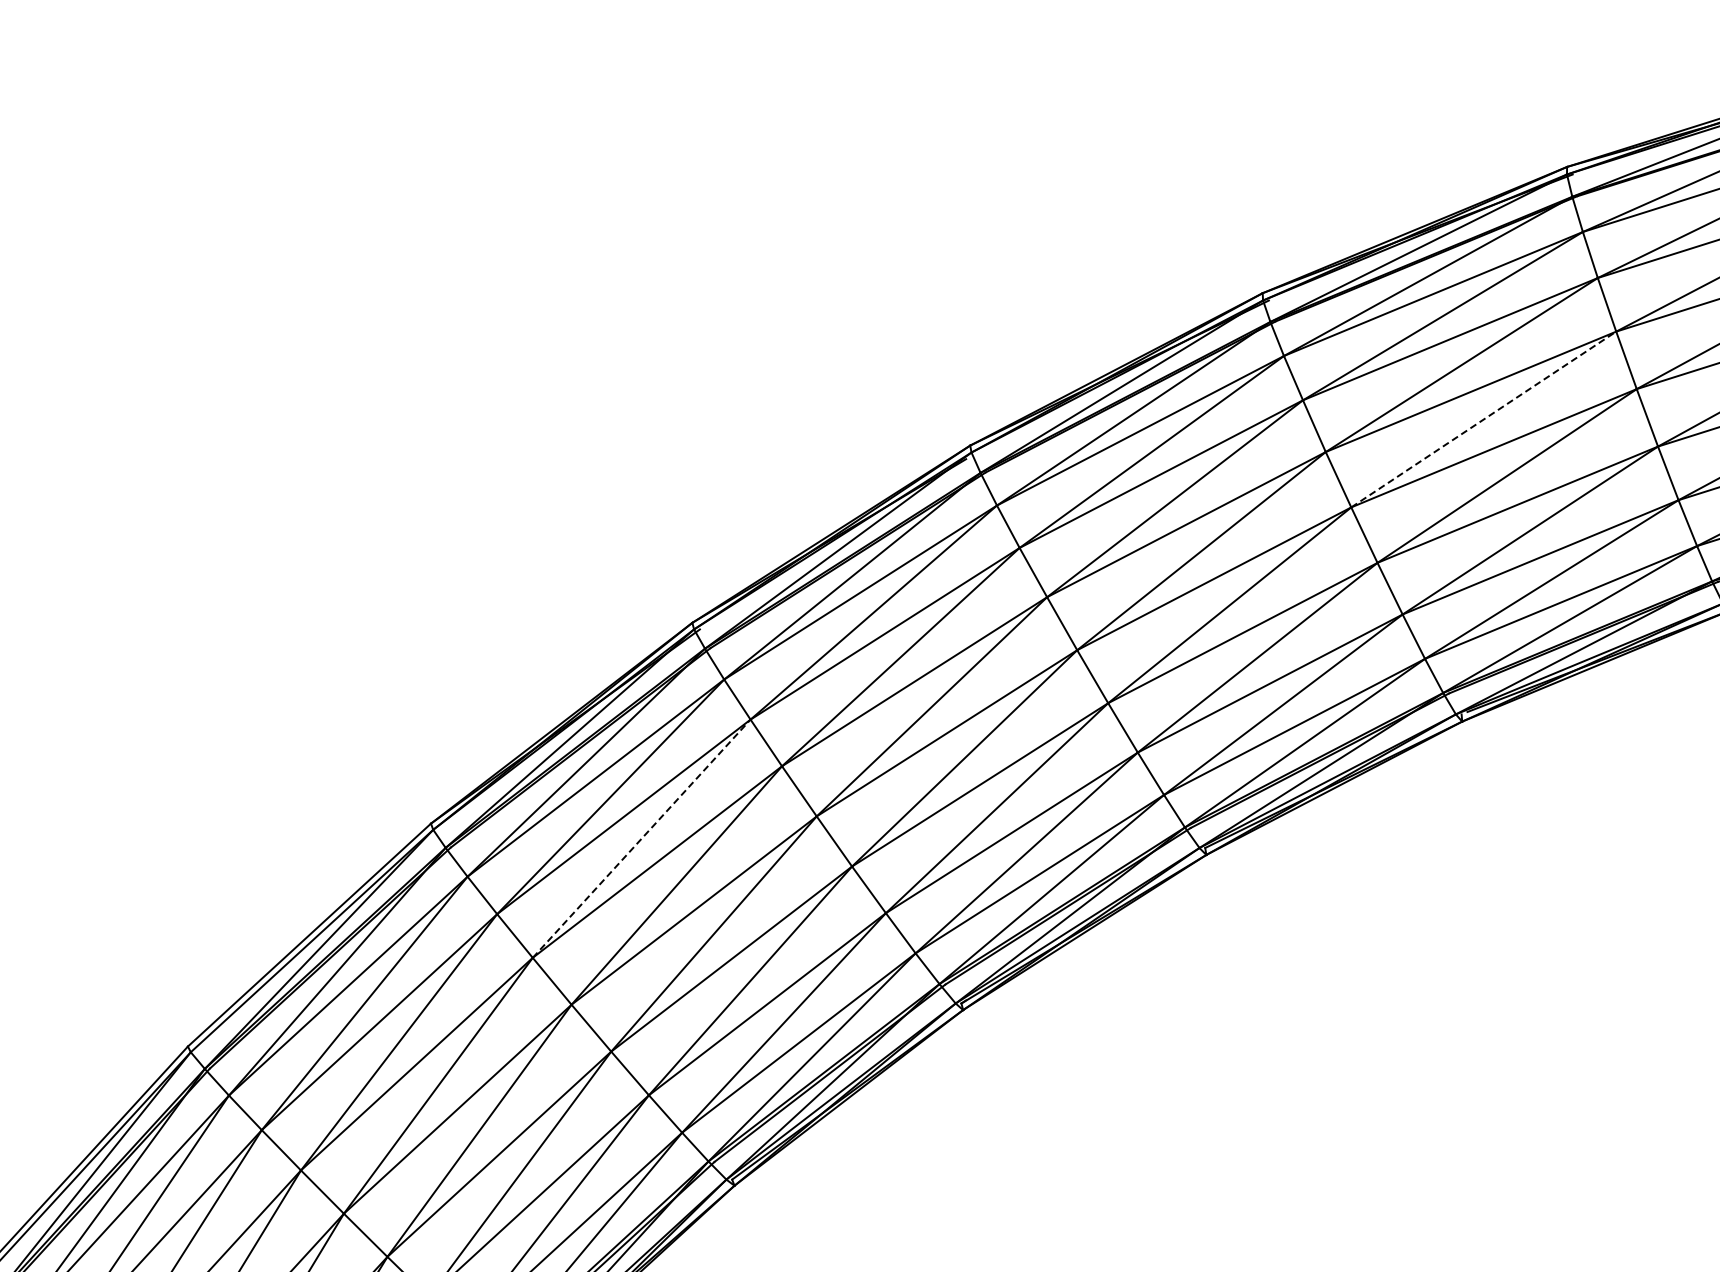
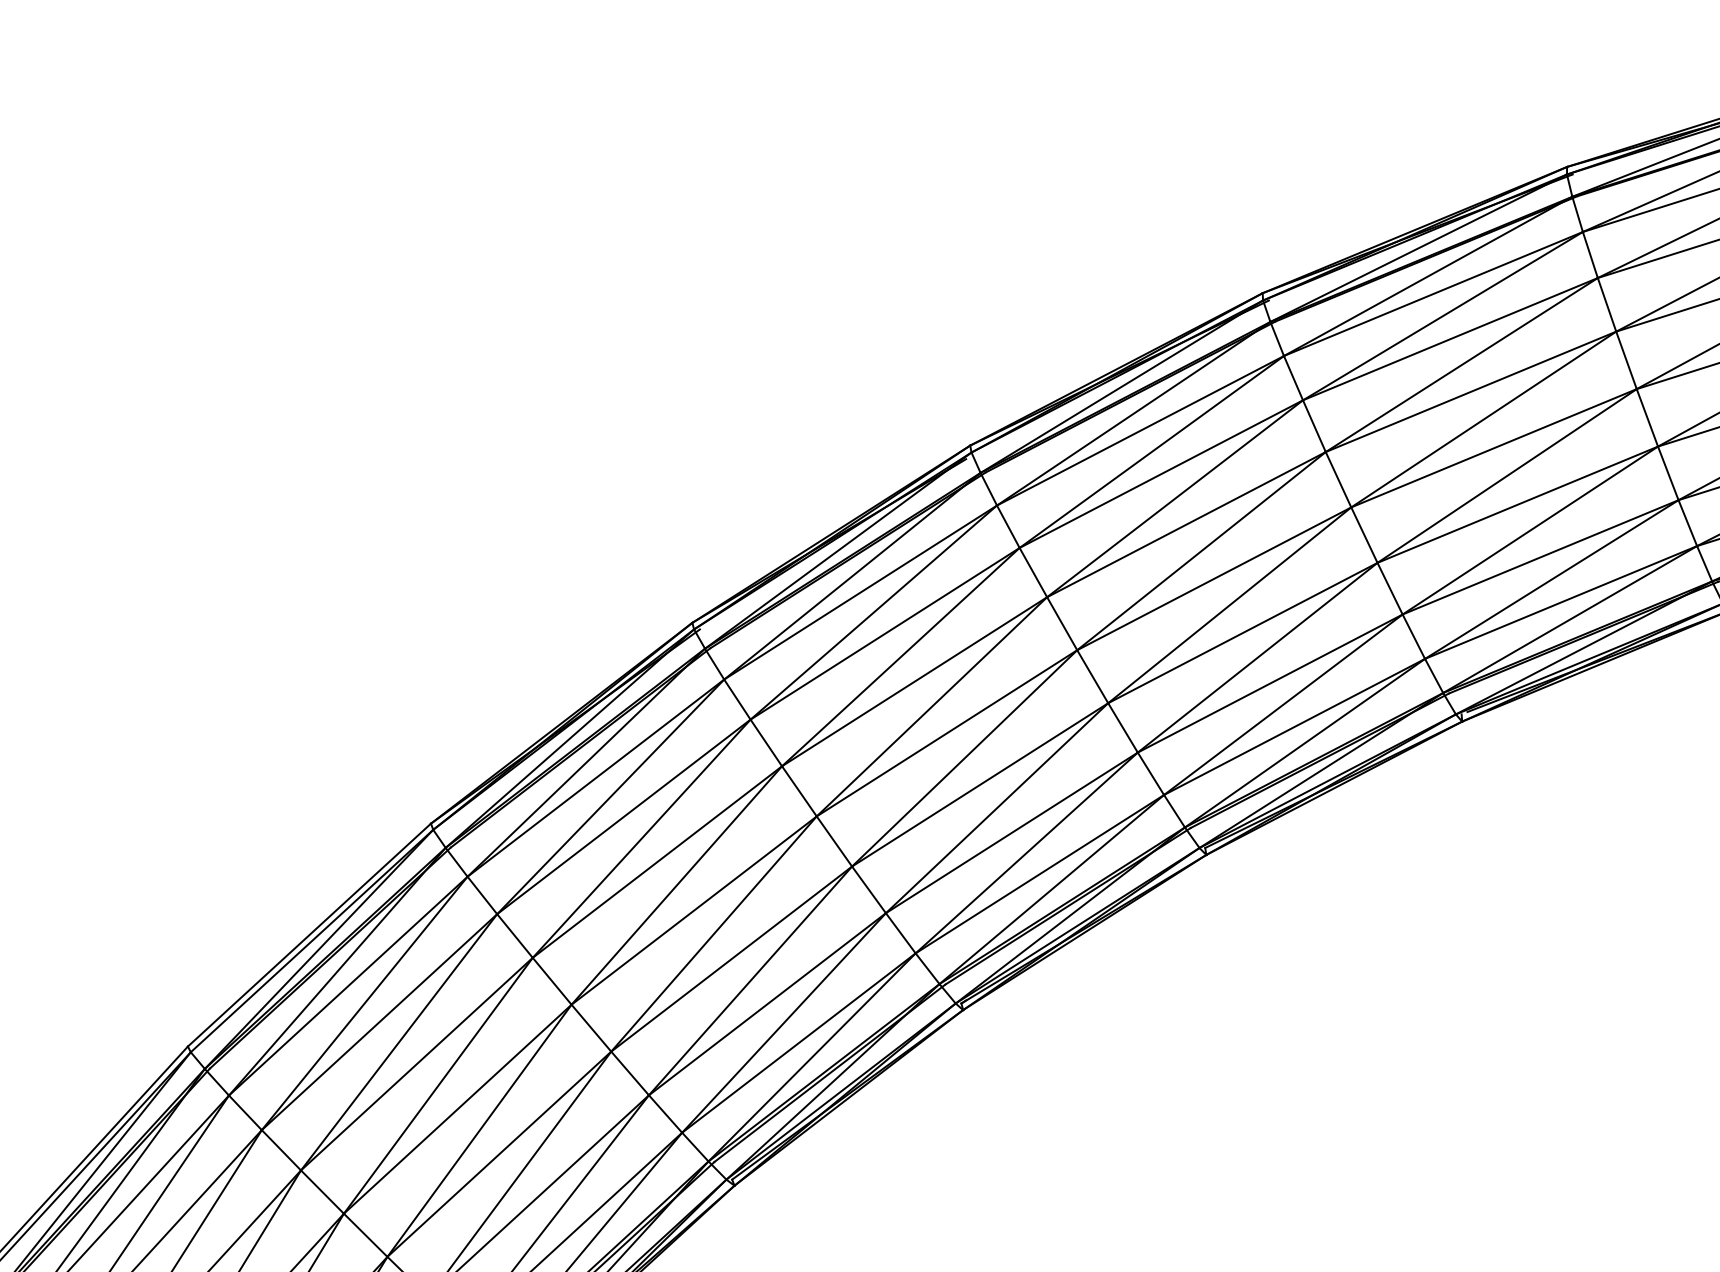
line: dashed -> solid (1483, 419)
line: dashed -> solid (642, 838)
